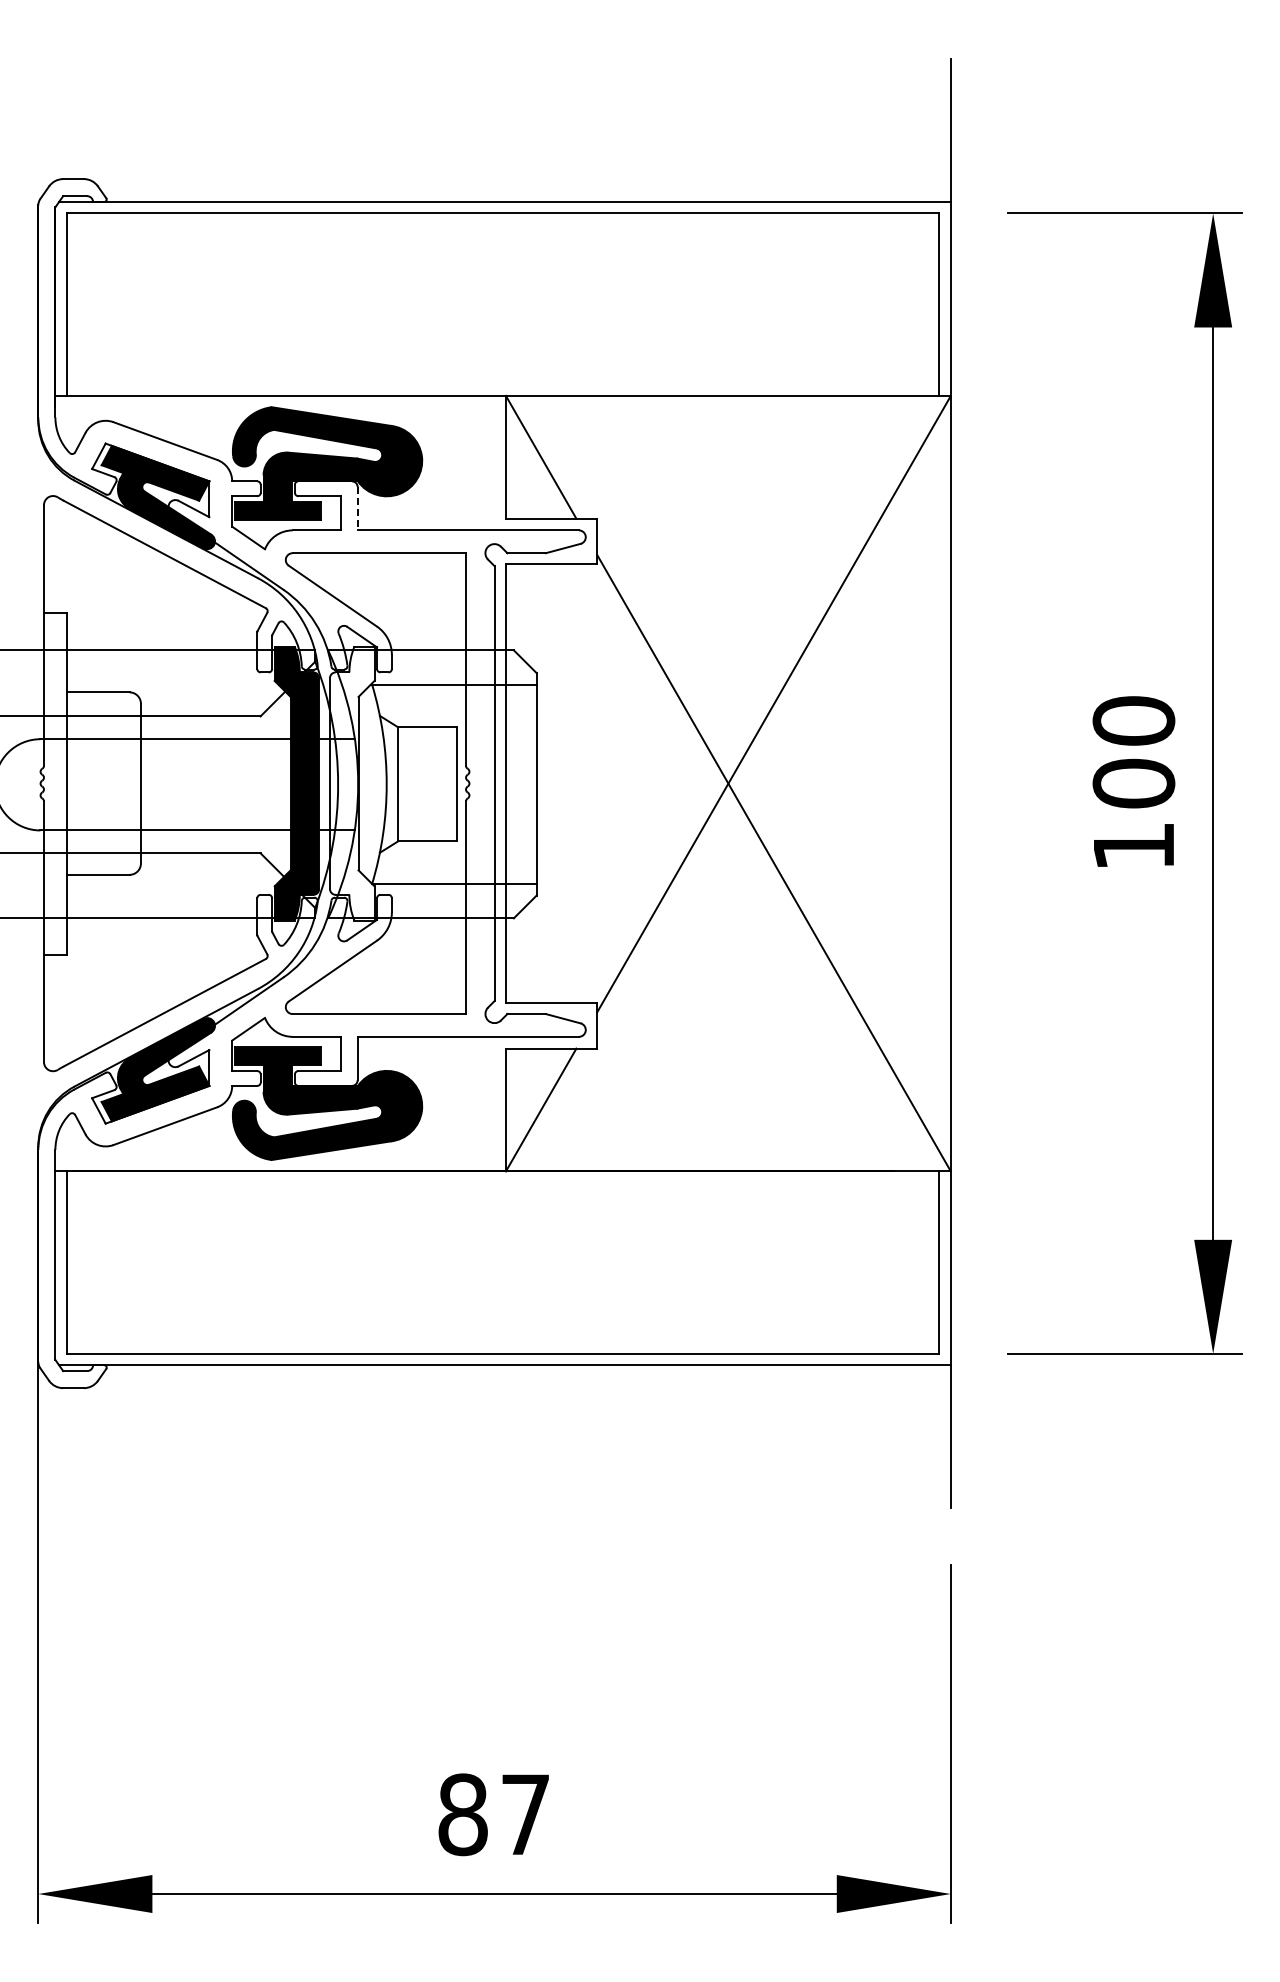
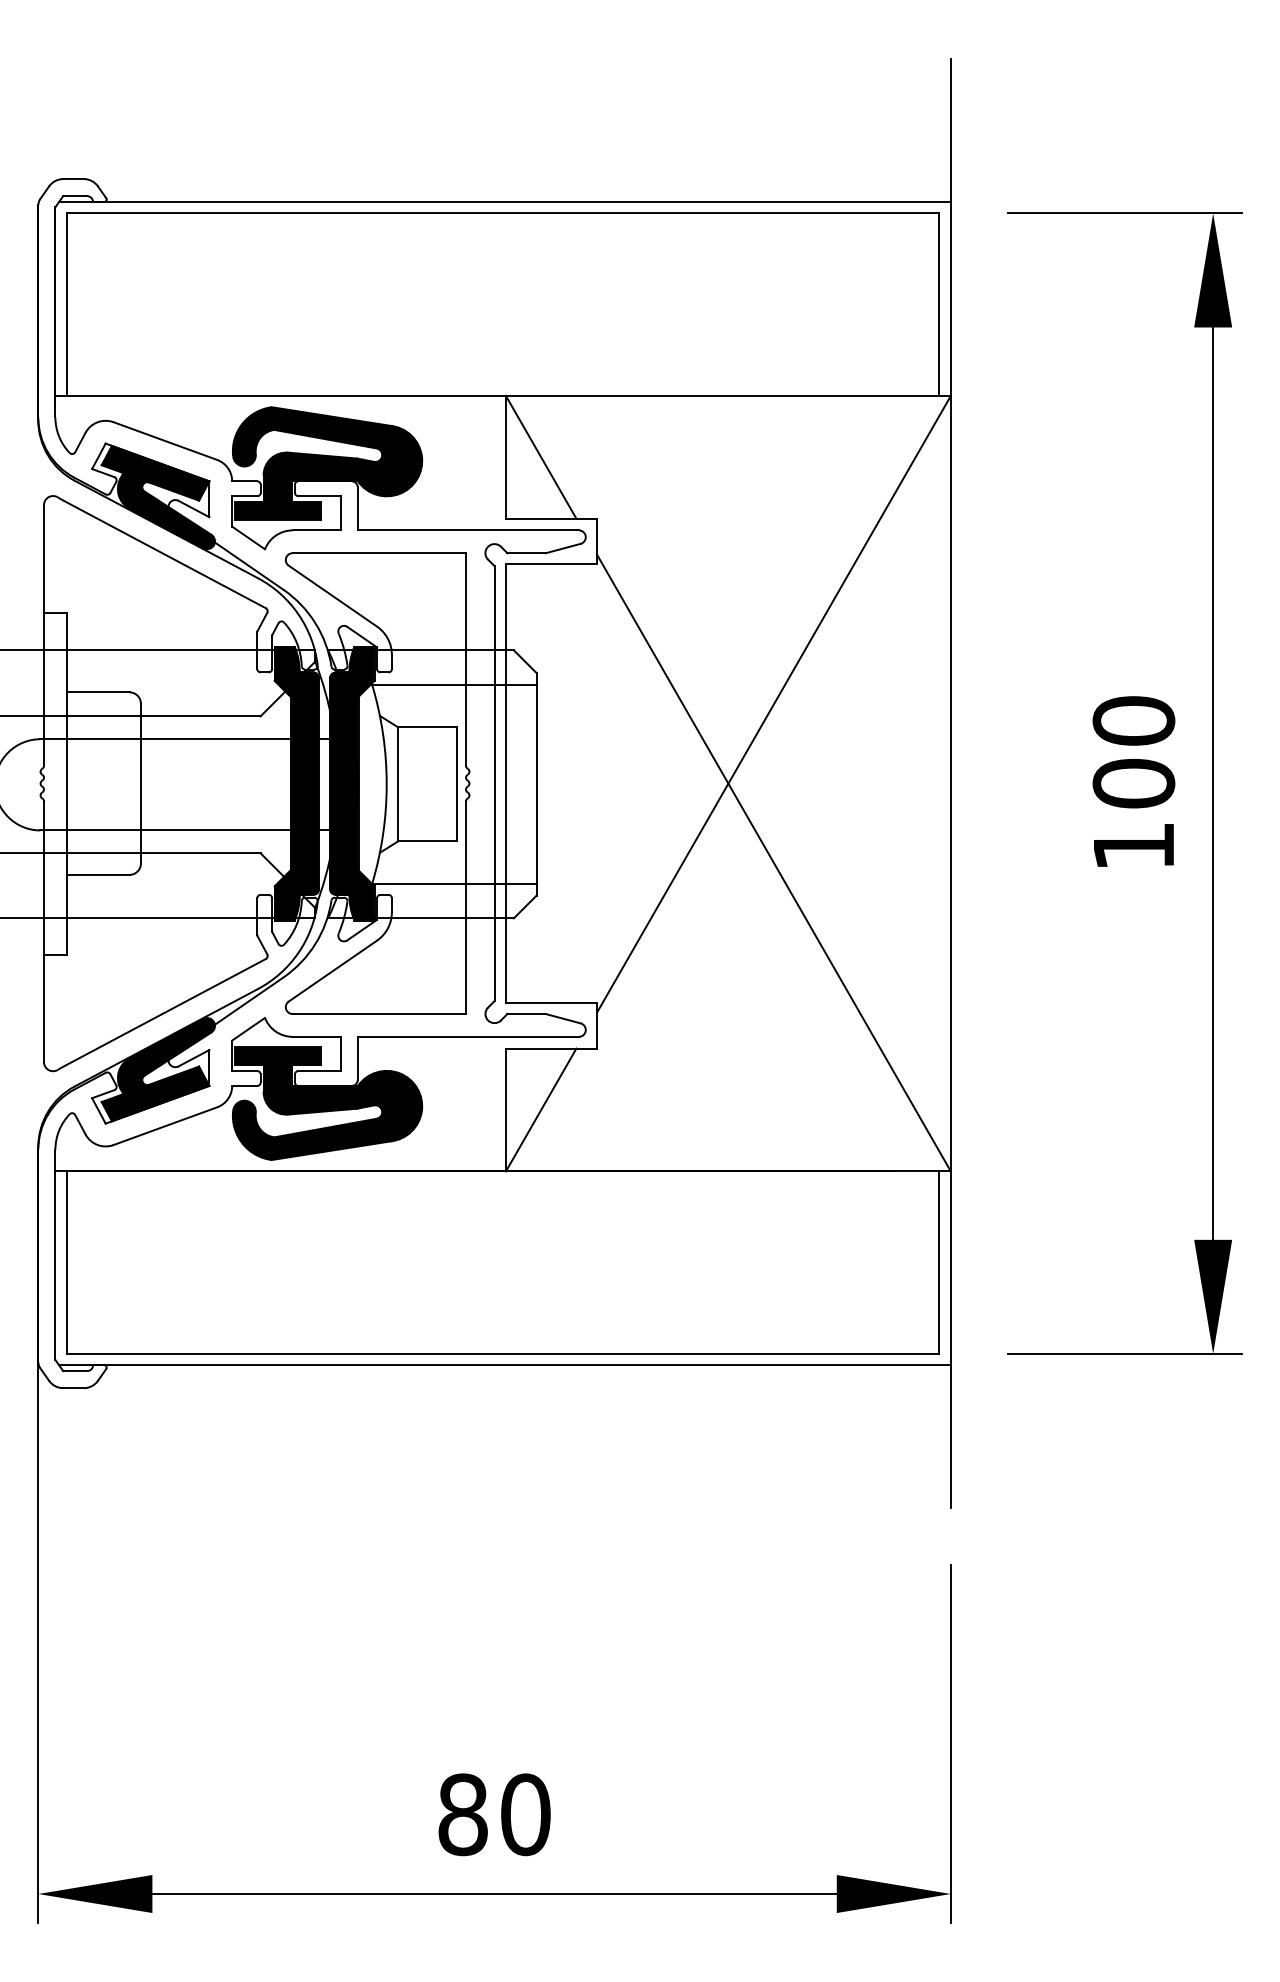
line: dashed -> solid (357, 508)
fill: none -> present (352, 783)
text: 87 -> 80 (525, 1814)
